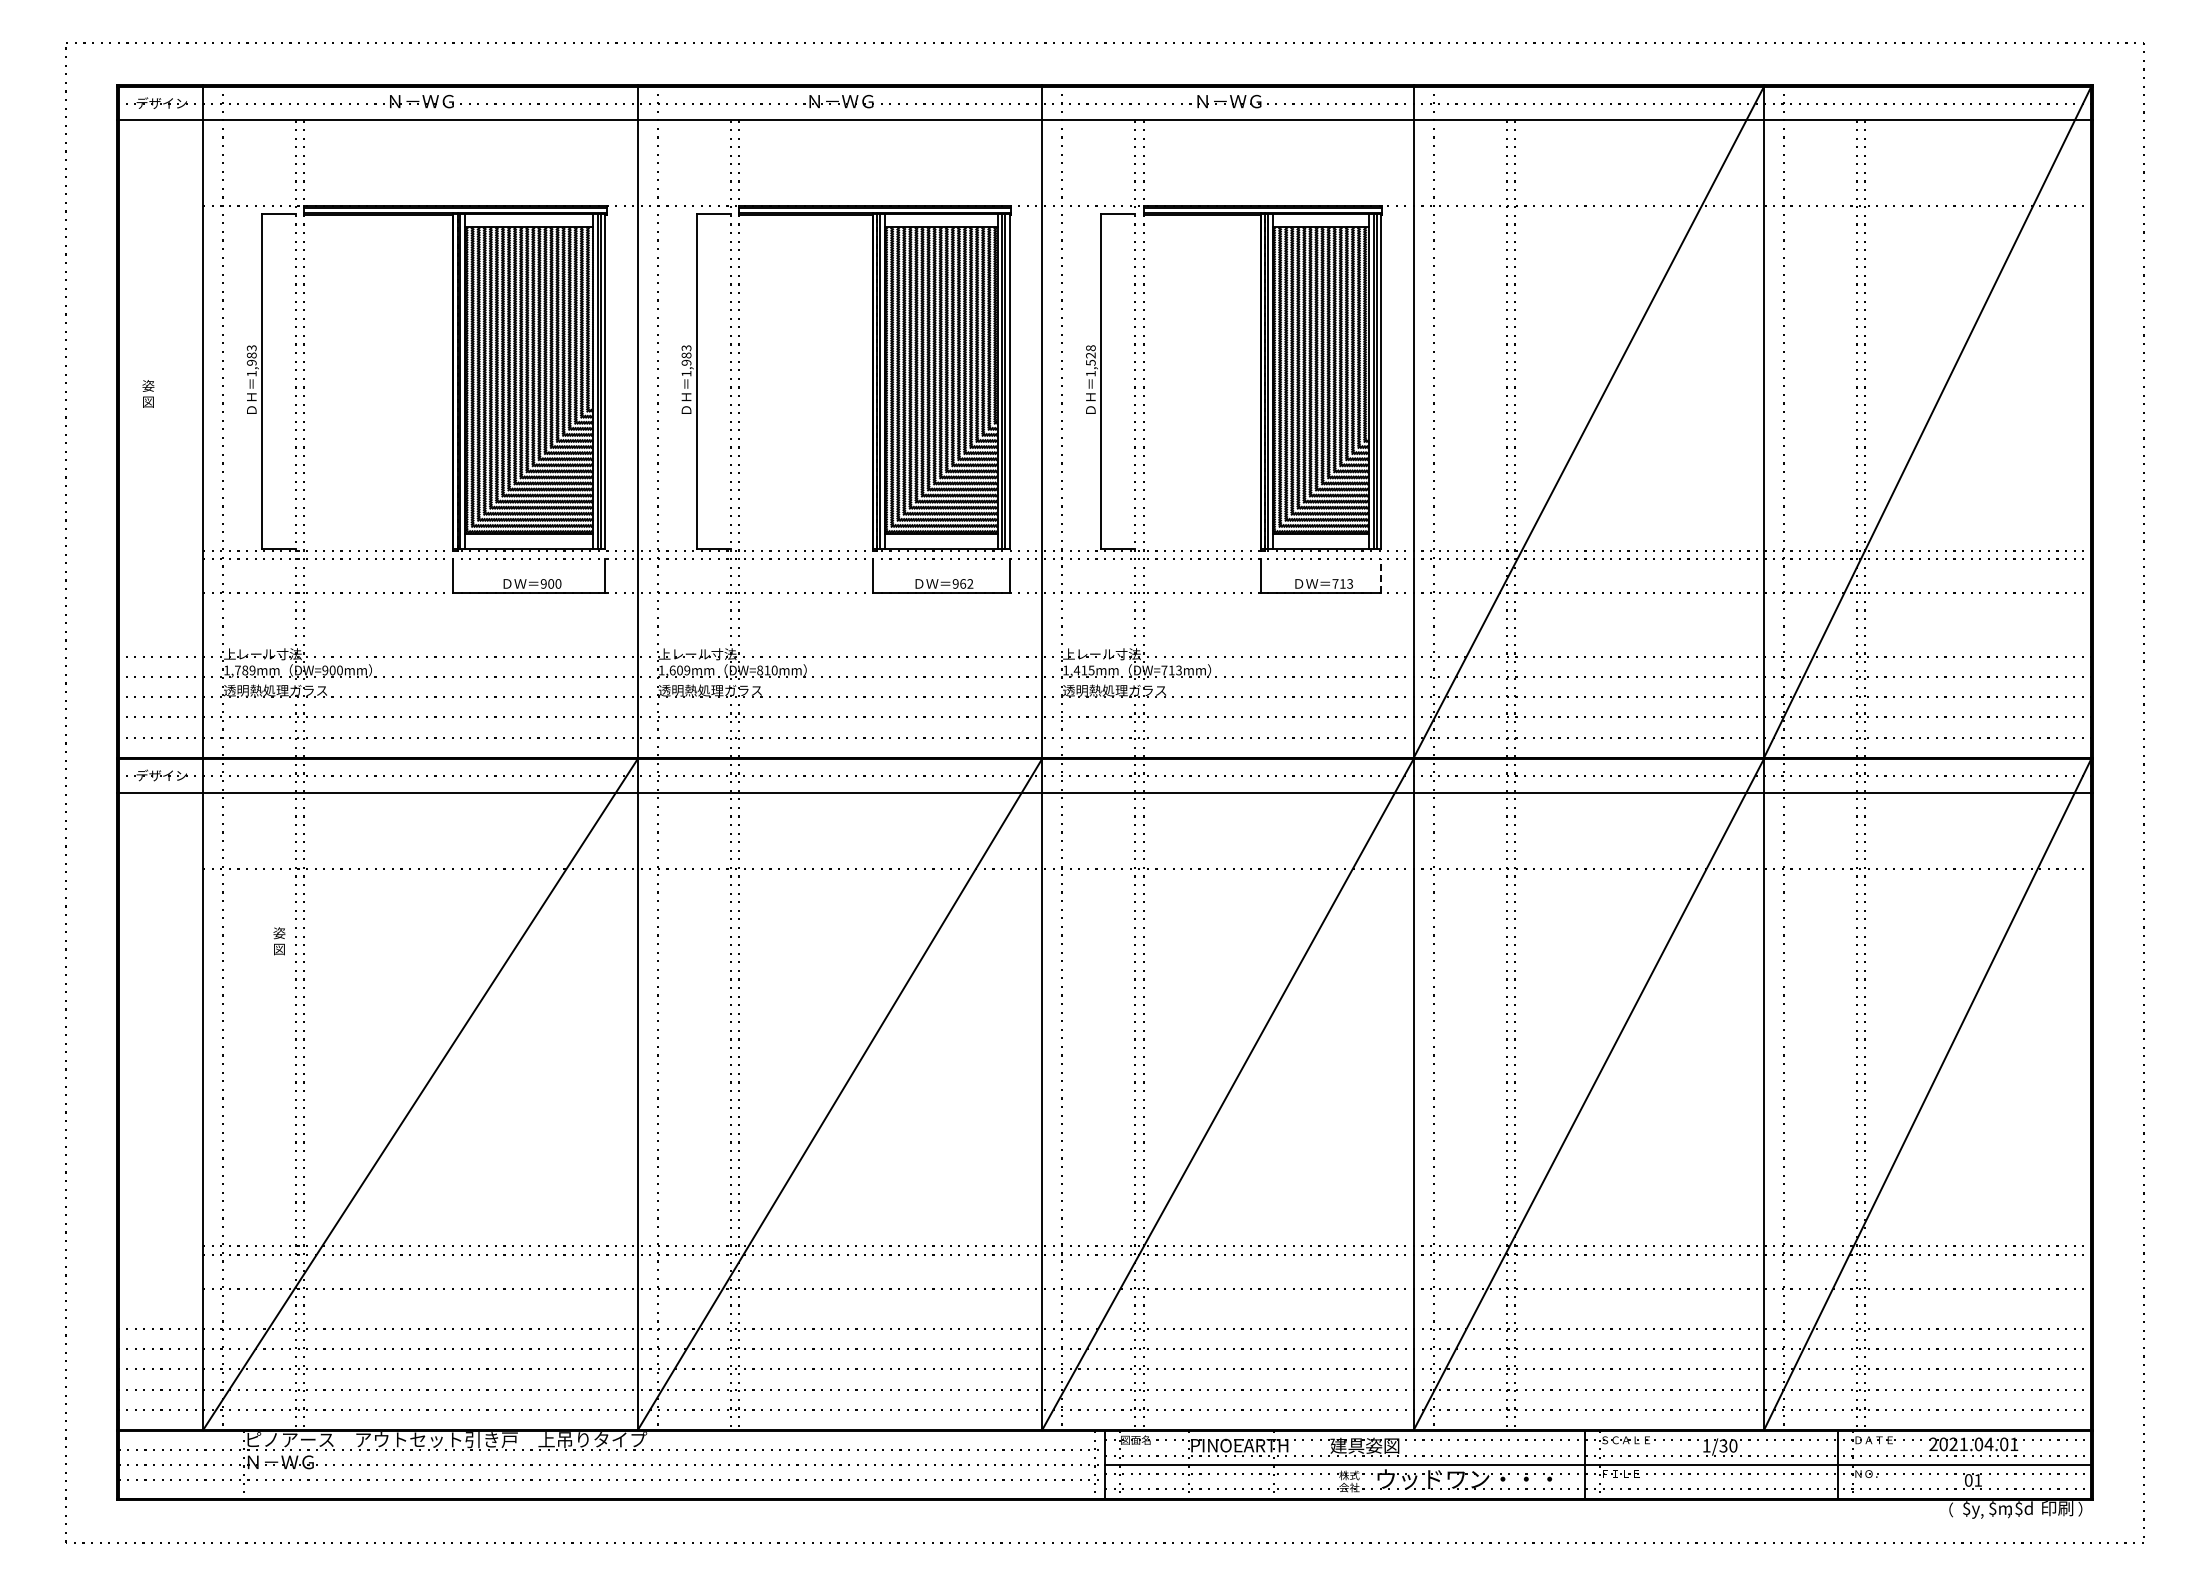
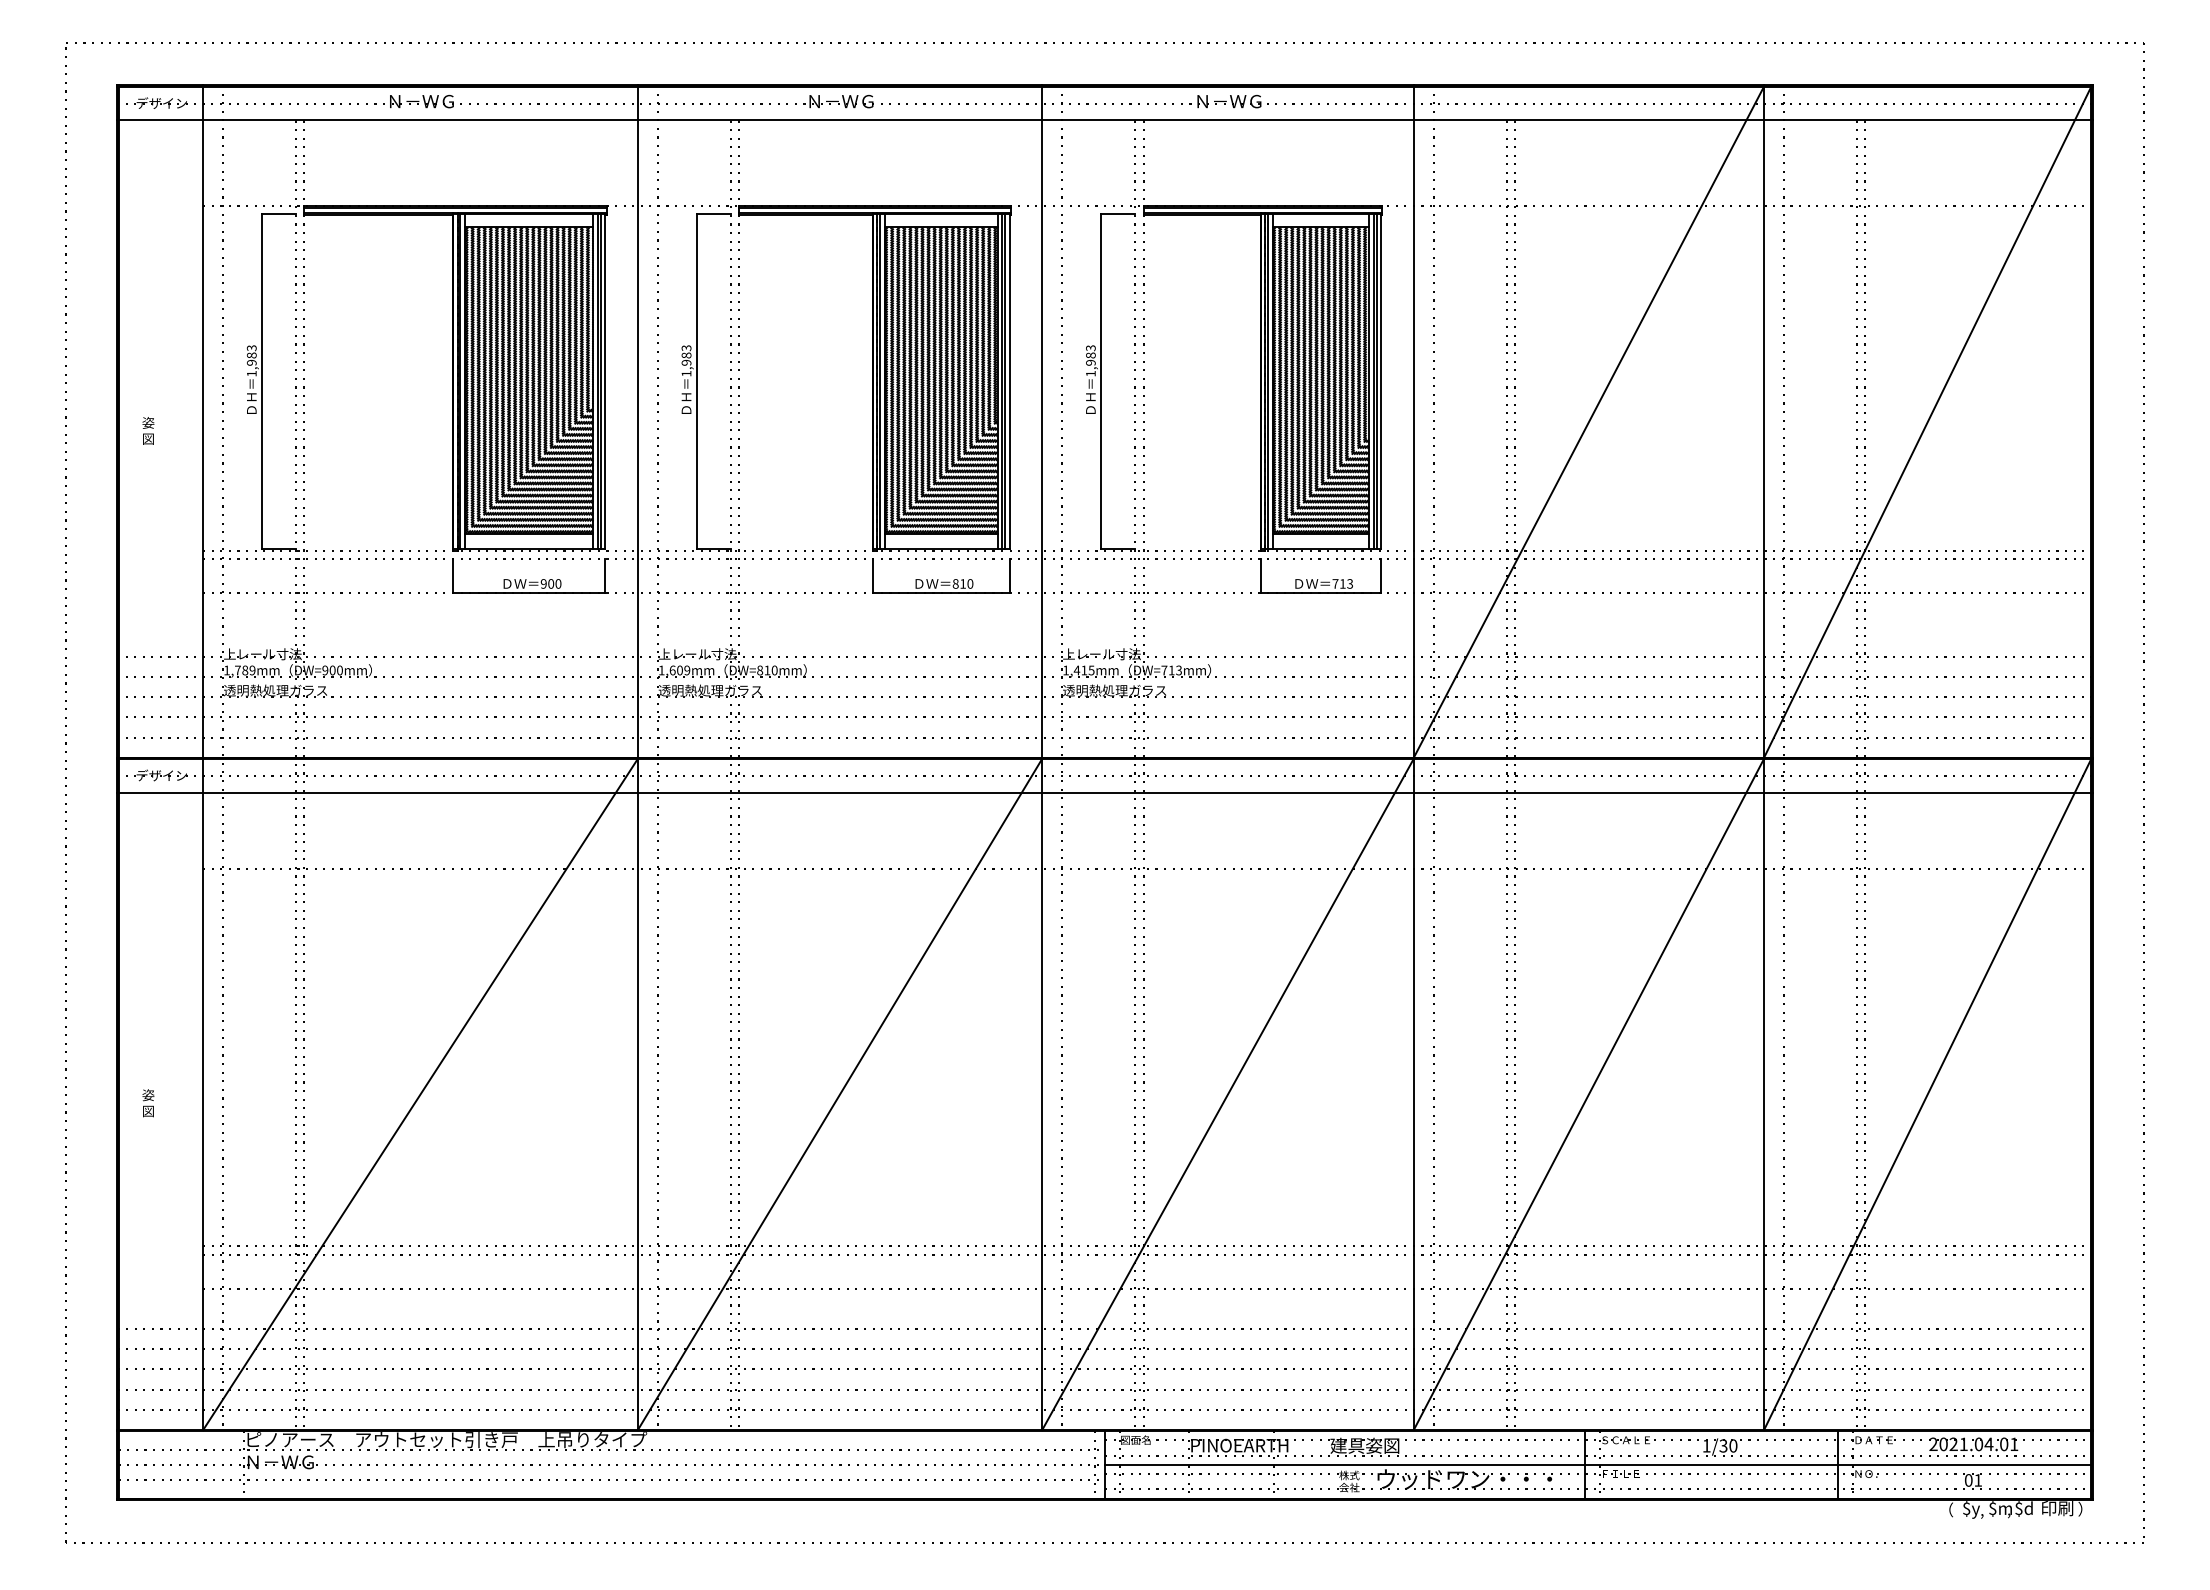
text: 1,528 -> 1,983 (1090, 355)
text position: (148, 393) -> (148, 430) (148, 430)
line: dashed -> solid (1381, 575)
text: 962 -> 810 (962, 583)
text position: (279, 941) -> (148, 1103) (148, 1103)
